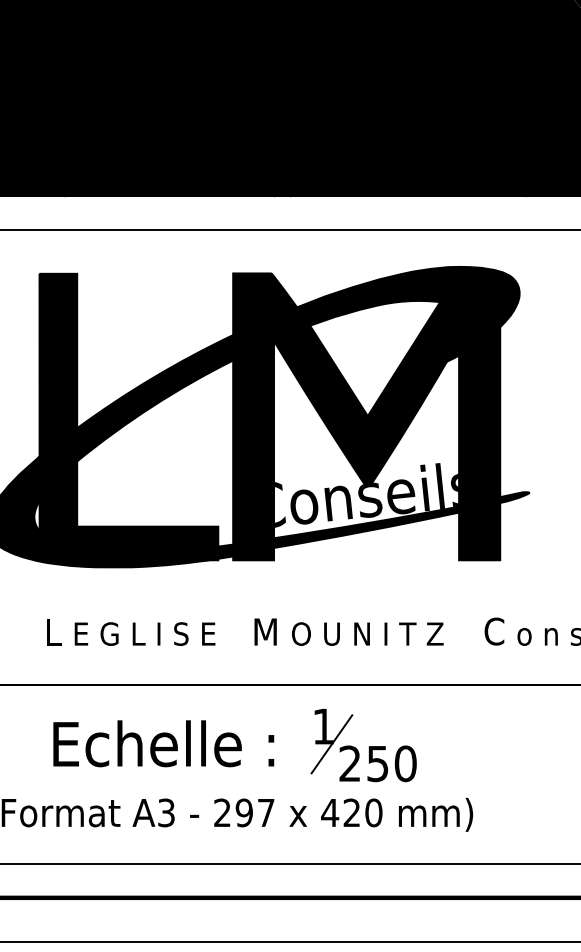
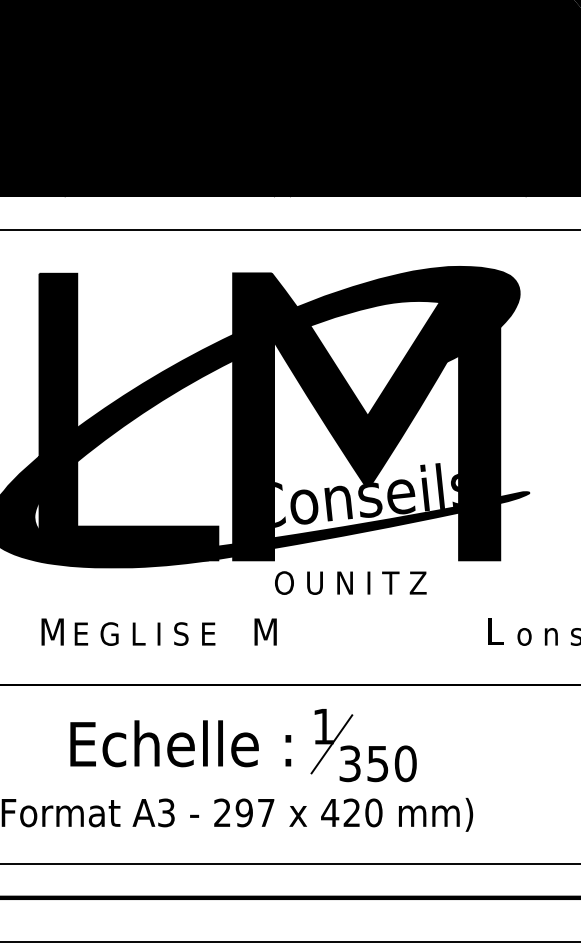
text: L -> M (52, 631)
text: C -> L (494, 631)
text position: (367, 633) -> (350, 582) (350, 582)
text position: (163, 743) -> (180, 743) (180, 743)
text: 250 -> 350 (349, 763)
